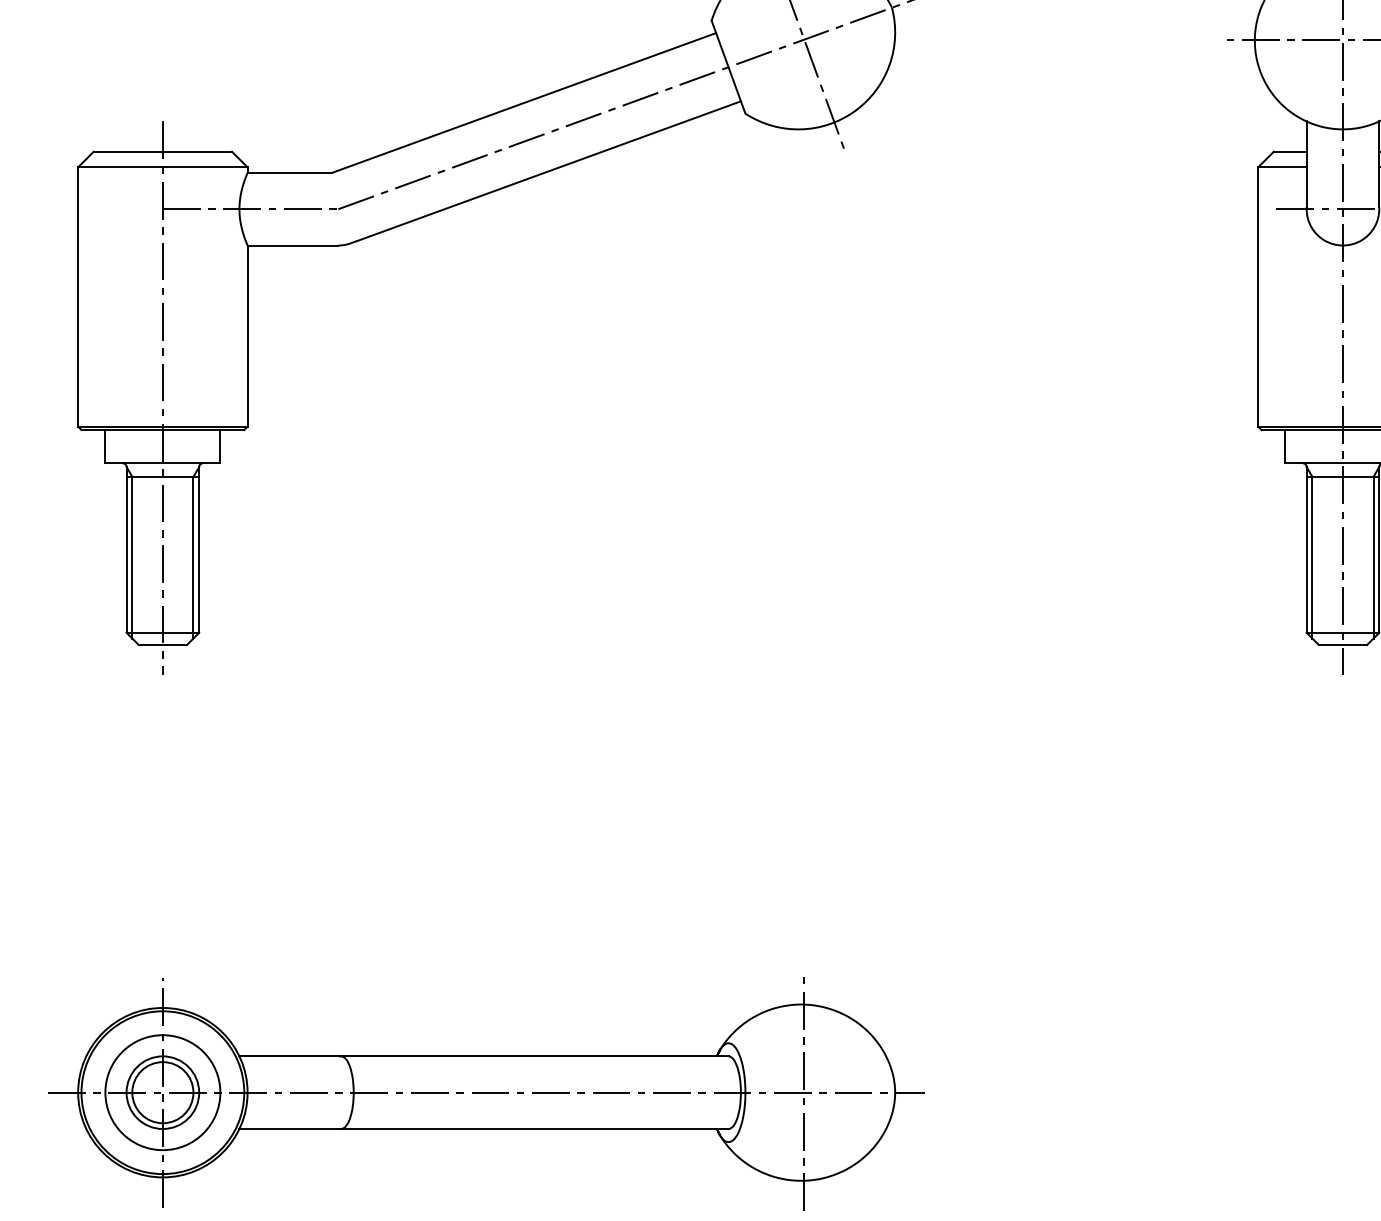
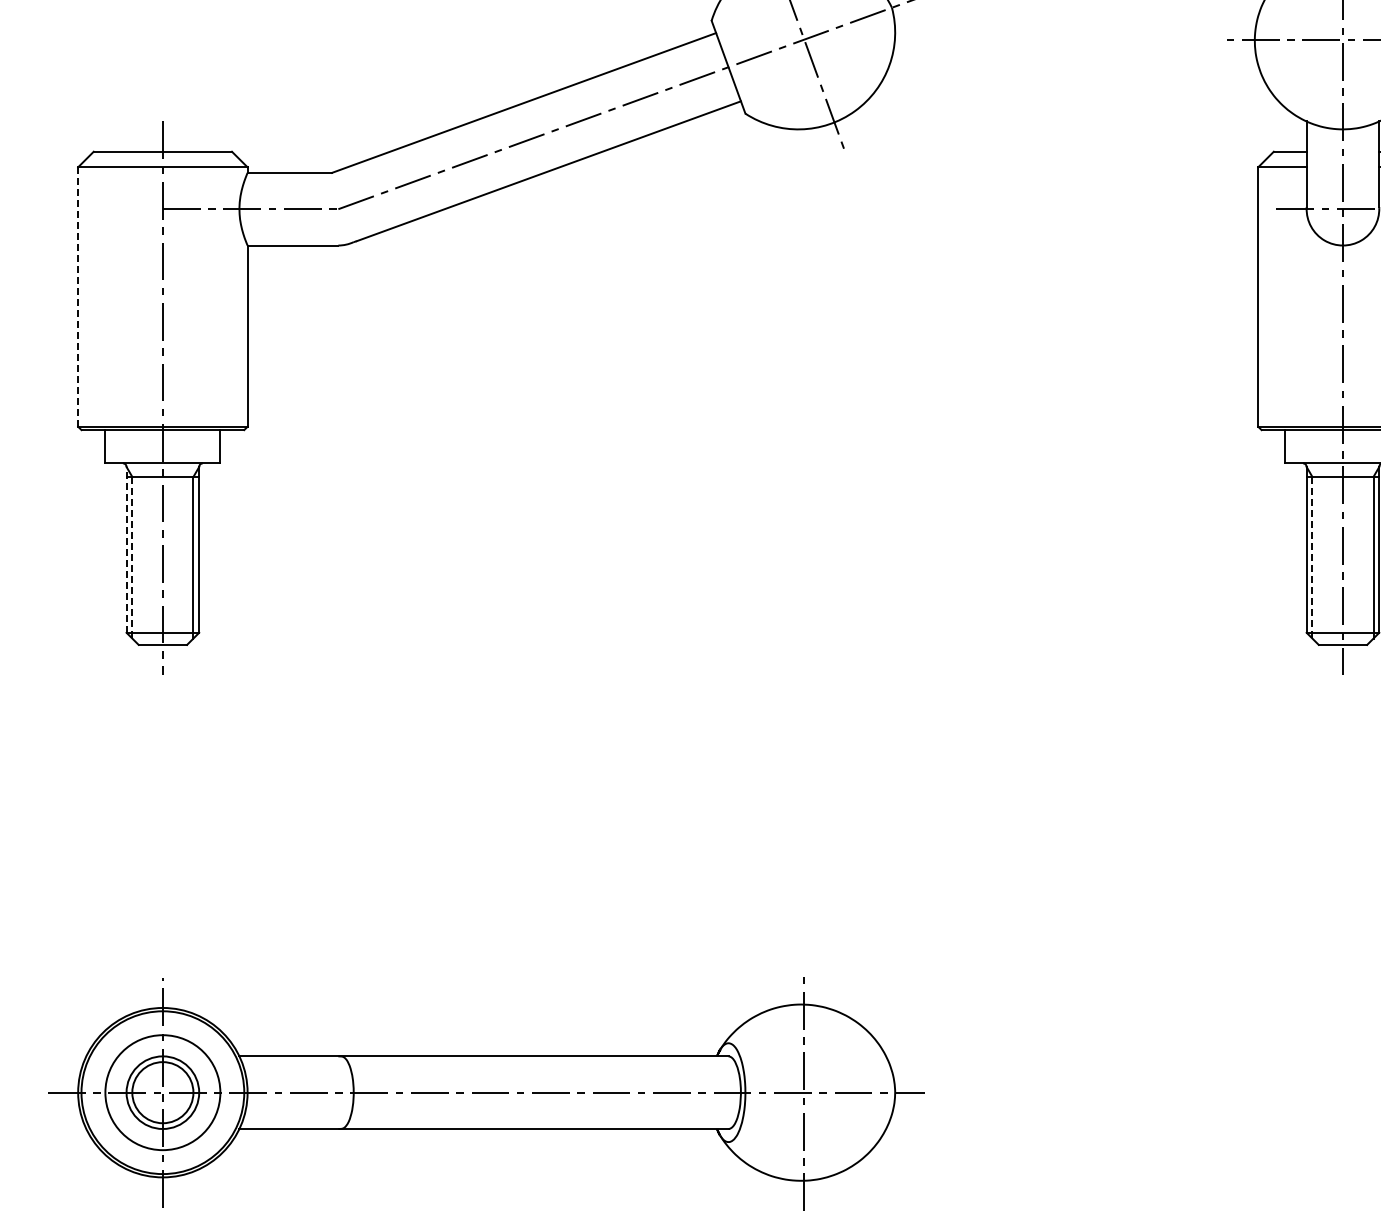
line: solid -> dashed (78, 297)
line: solid -> dashed (126, 549)
line: solid -> dashed (132, 557)
line: solid -> dashed (1312, 557)
